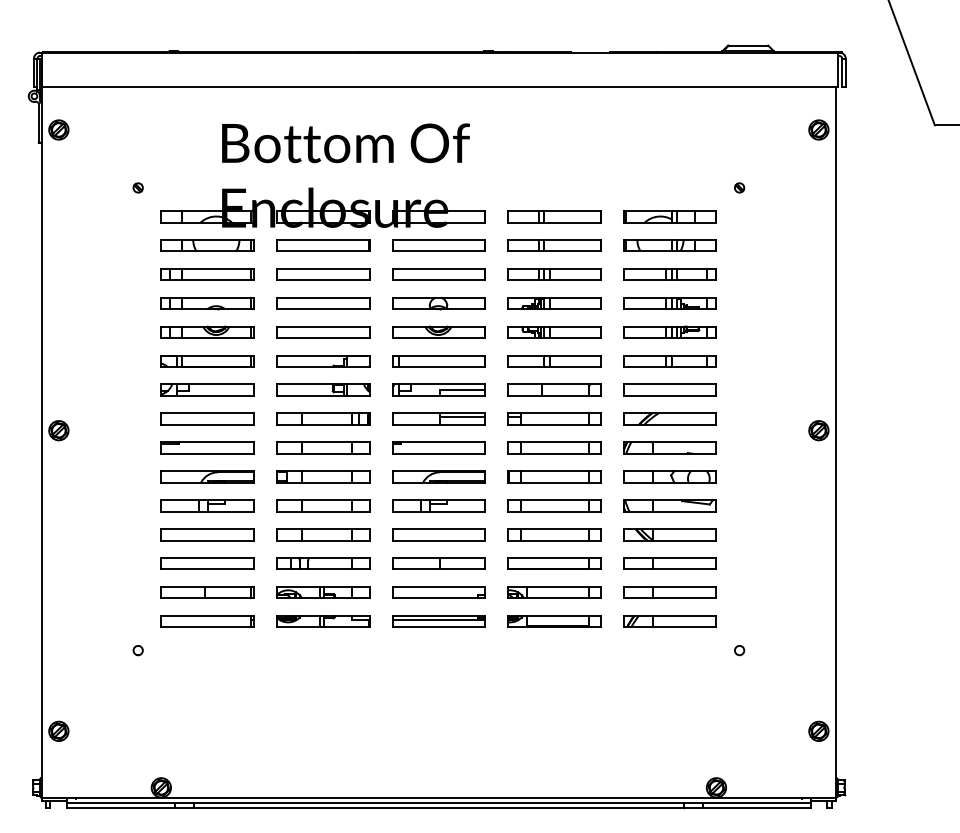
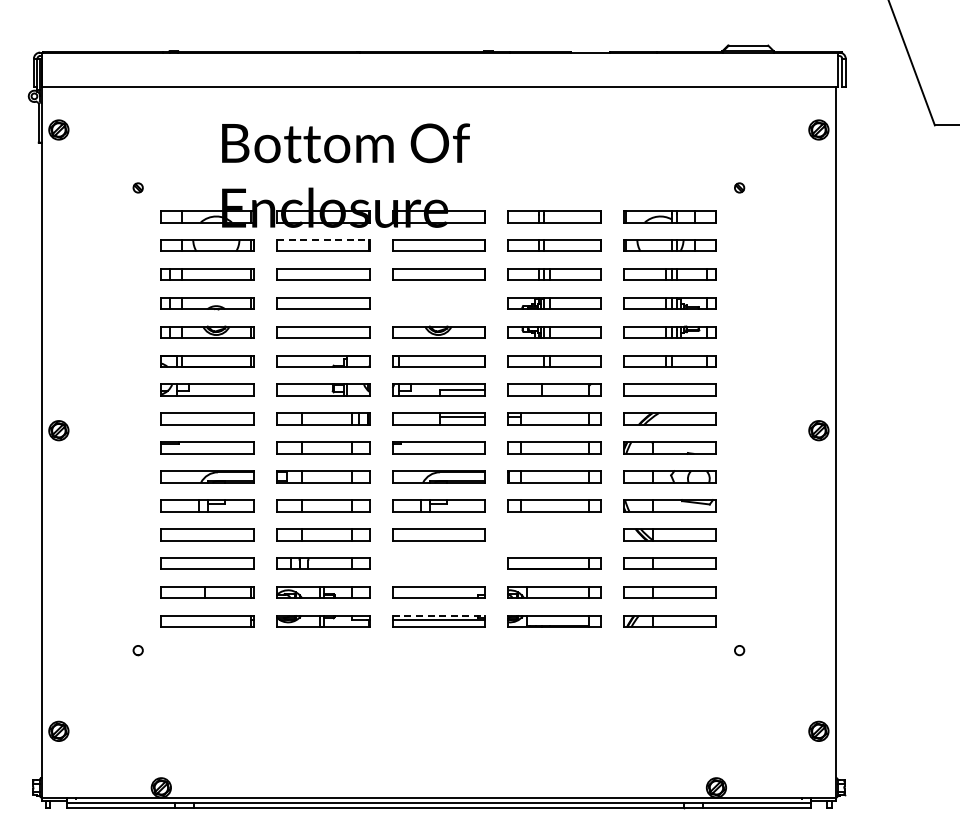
line: solid -> dashed (323, 239)
part: present -> none (438, 303)
part: present -> none (554, 534)
part: present -> none (438, 563)
line: solid -> dashed (439, 615)
